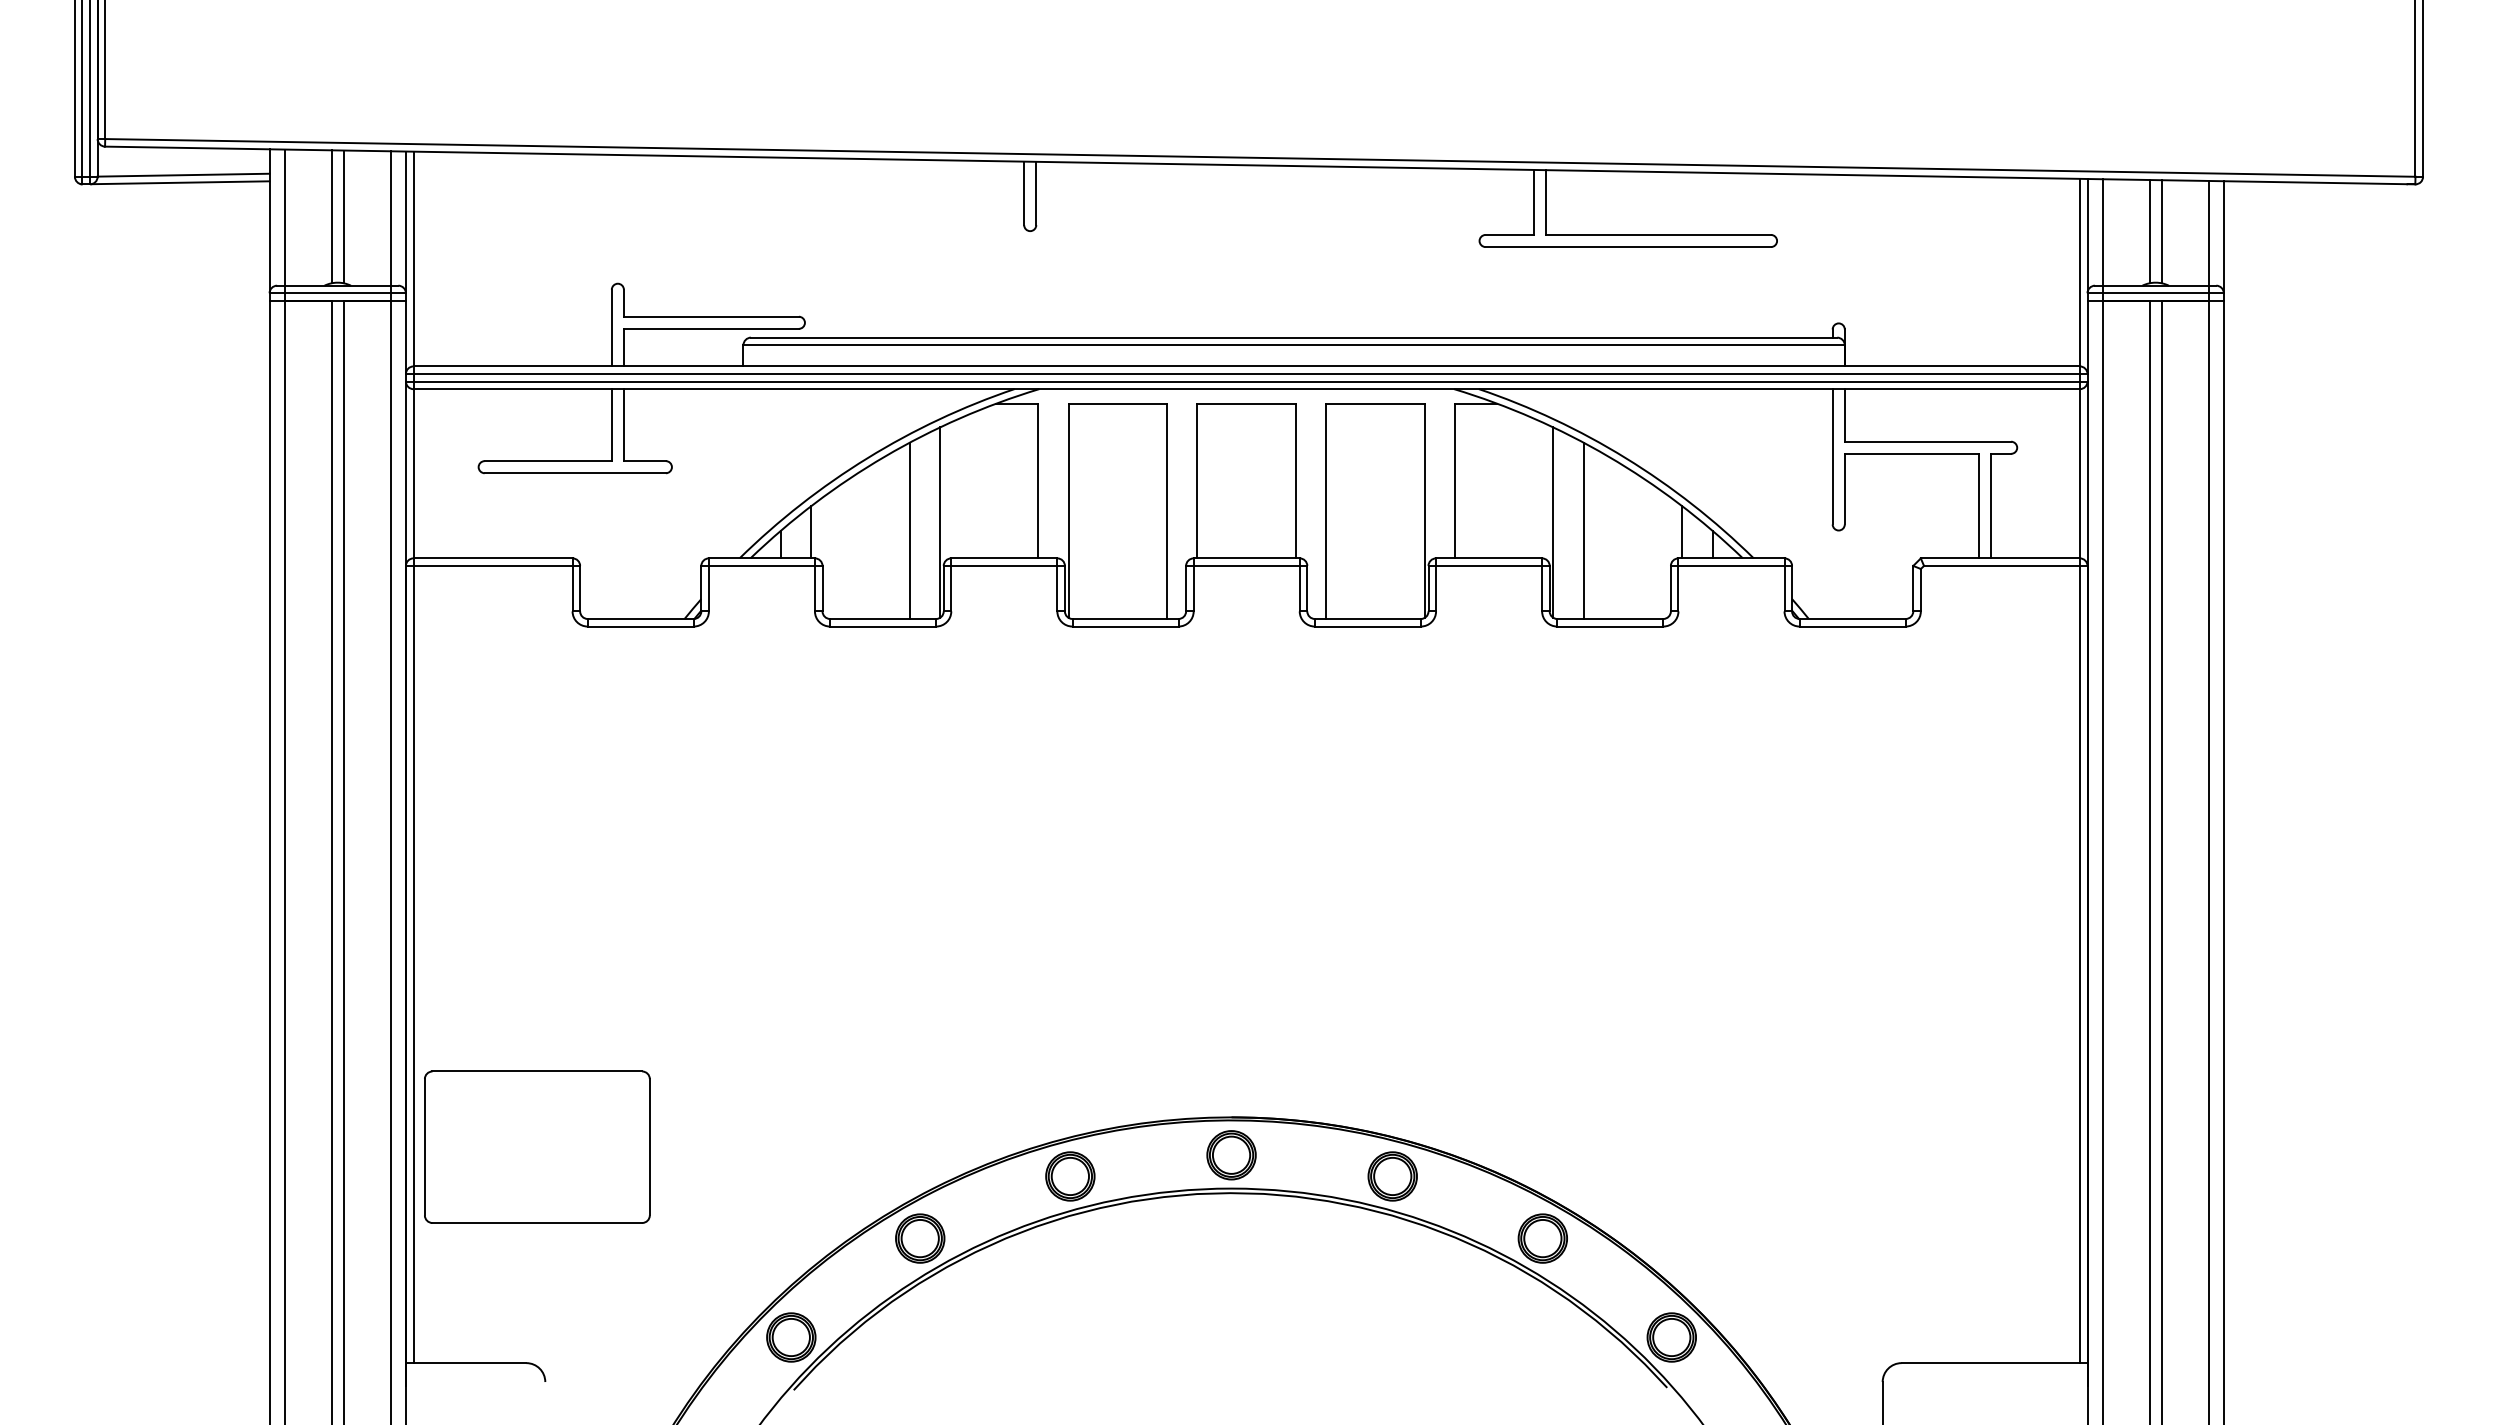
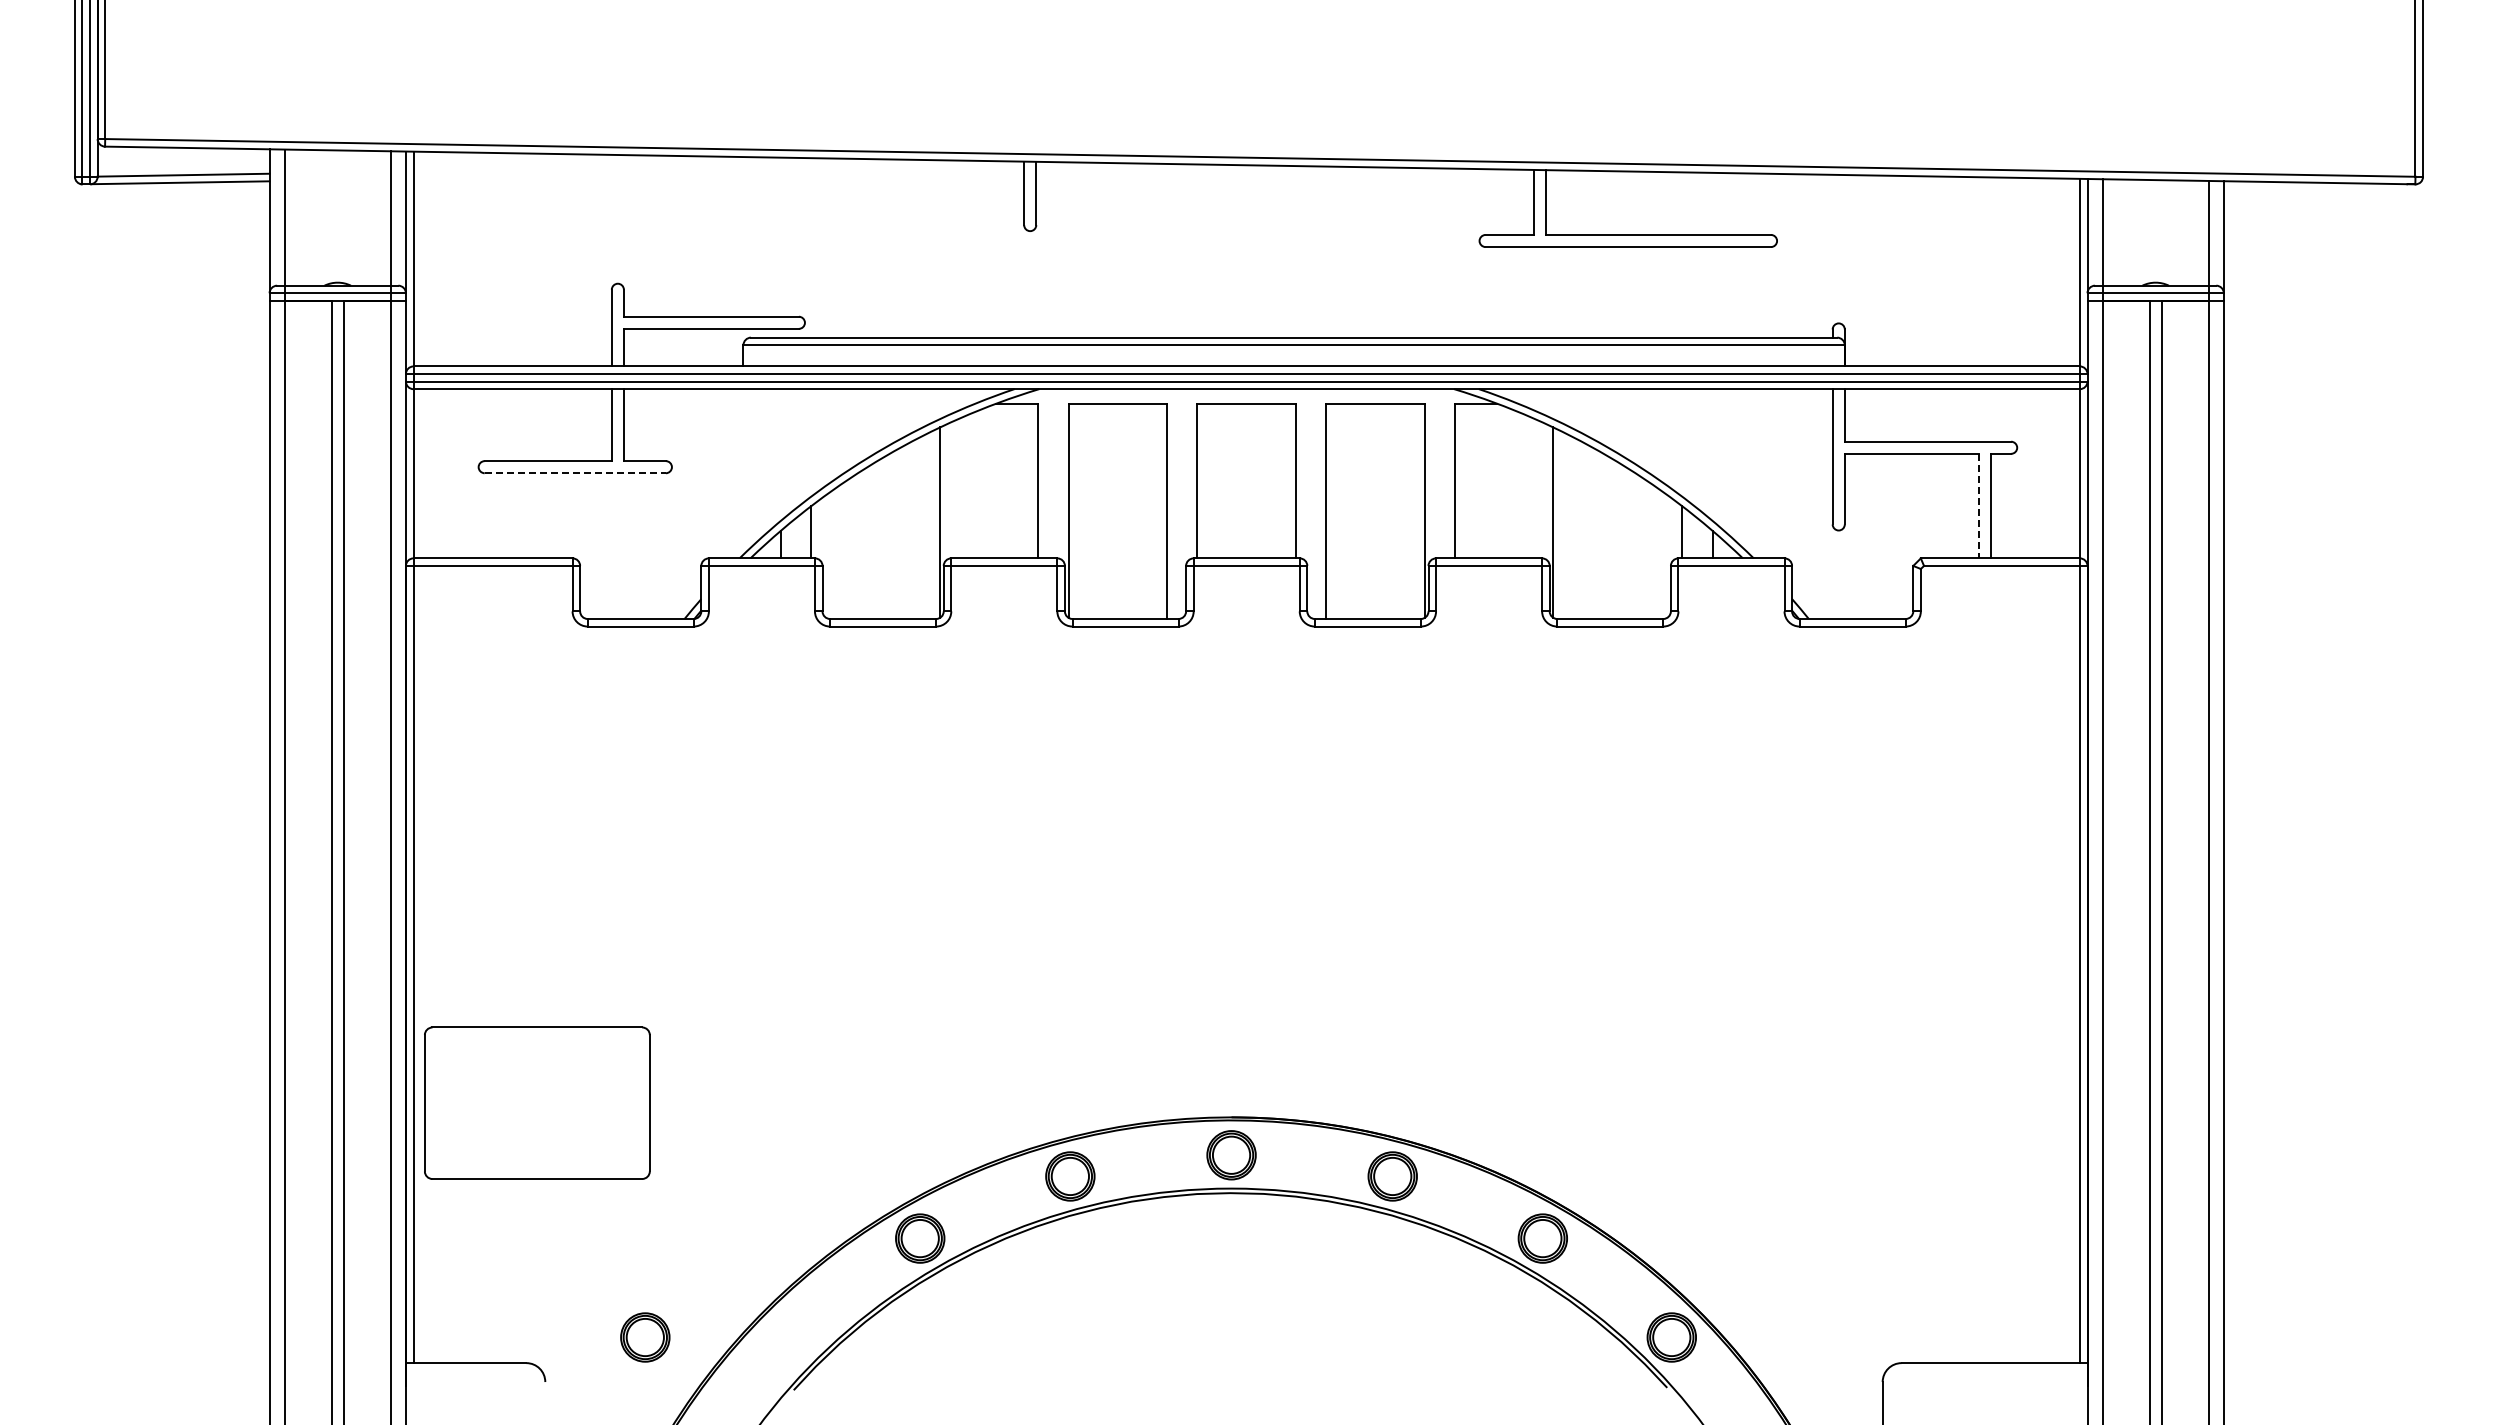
line: present -> none (331, 216)
line: present -> none (343, 216)
line: present -> none (2149, 231)
line: present -> none (2161, 231)
line: solid -> dashed (575, 473)
line: solid -> dashed (1979, 506)
line: present -> none (909, 530)
line: present -> none (1583, 530)
part position: (537, 1146) -> (537, 1102) (537, 1102)
part position: (791, 1337) -> (645, 1337) (645, 1337)
